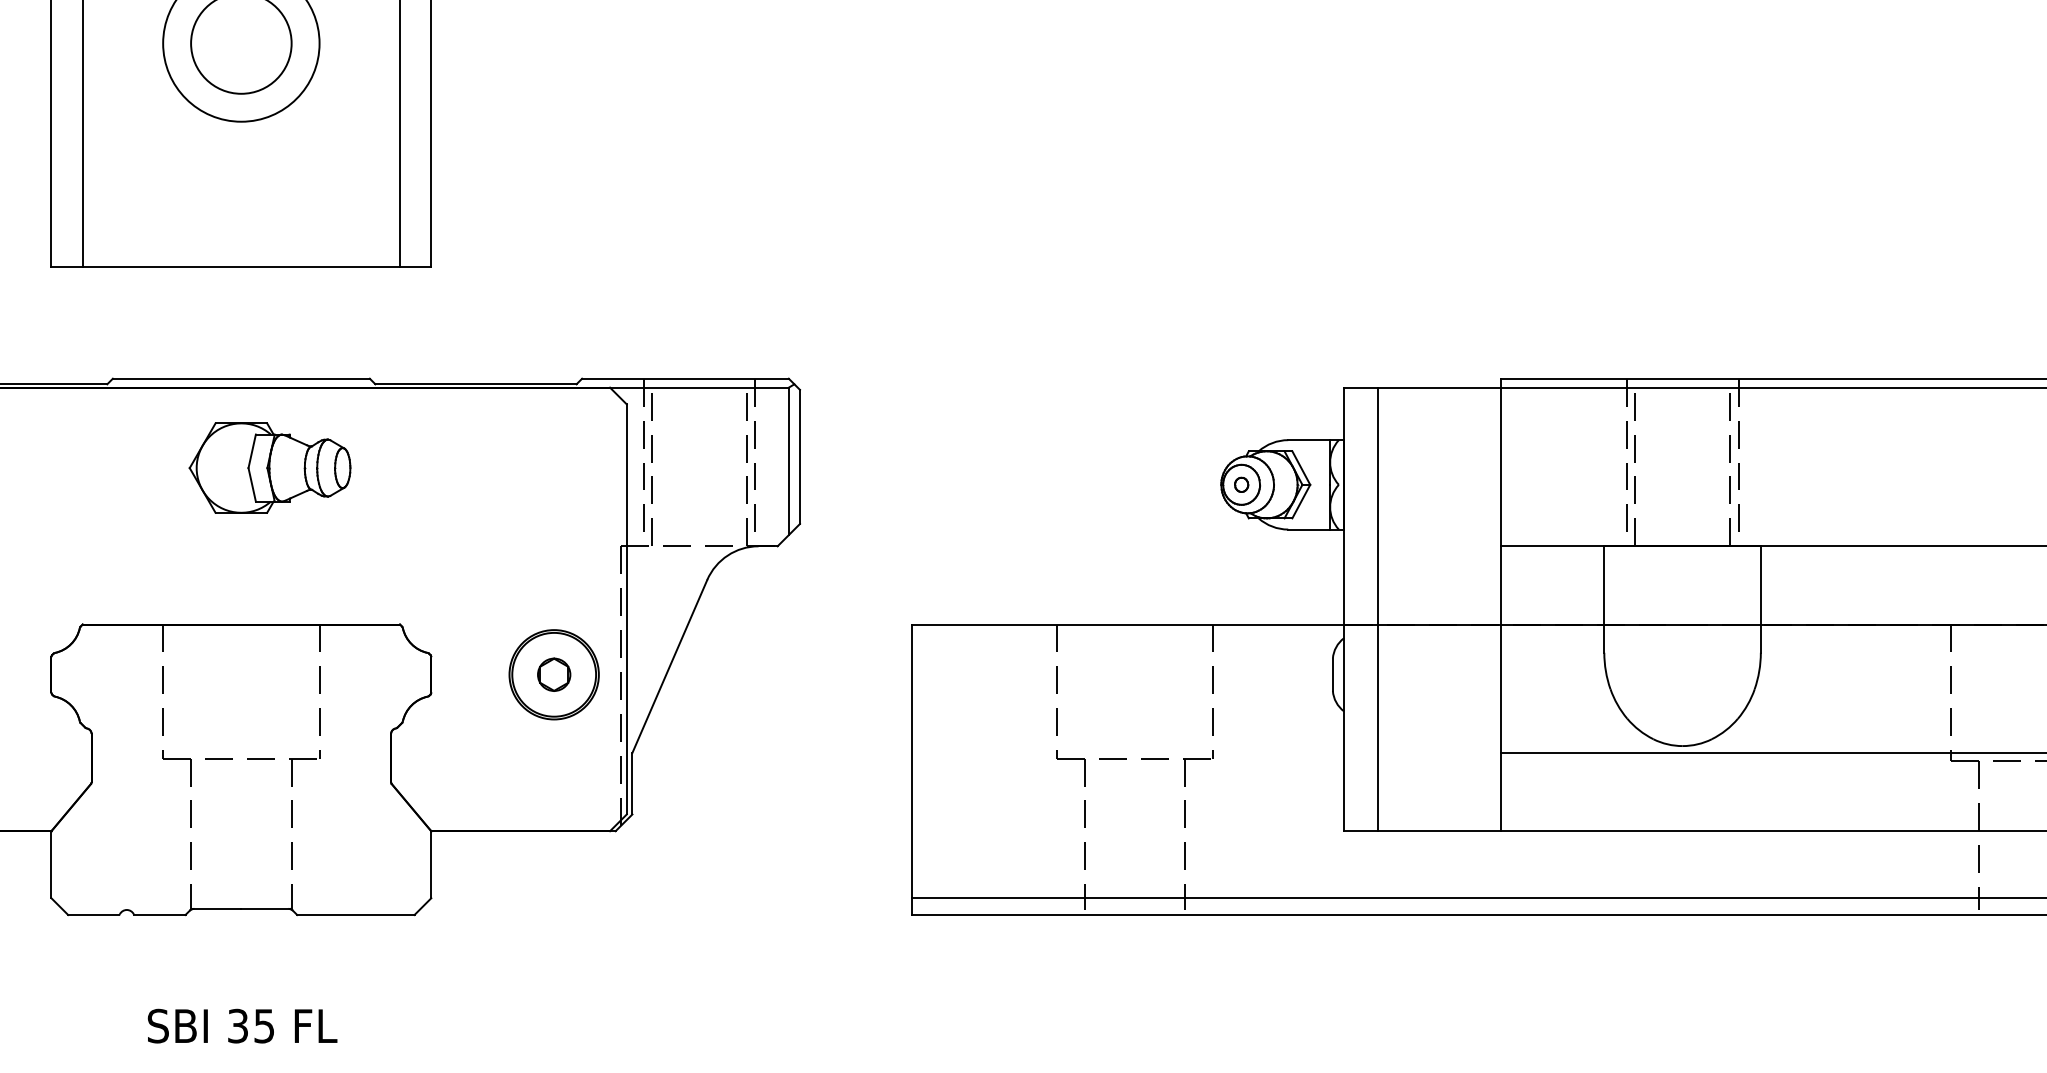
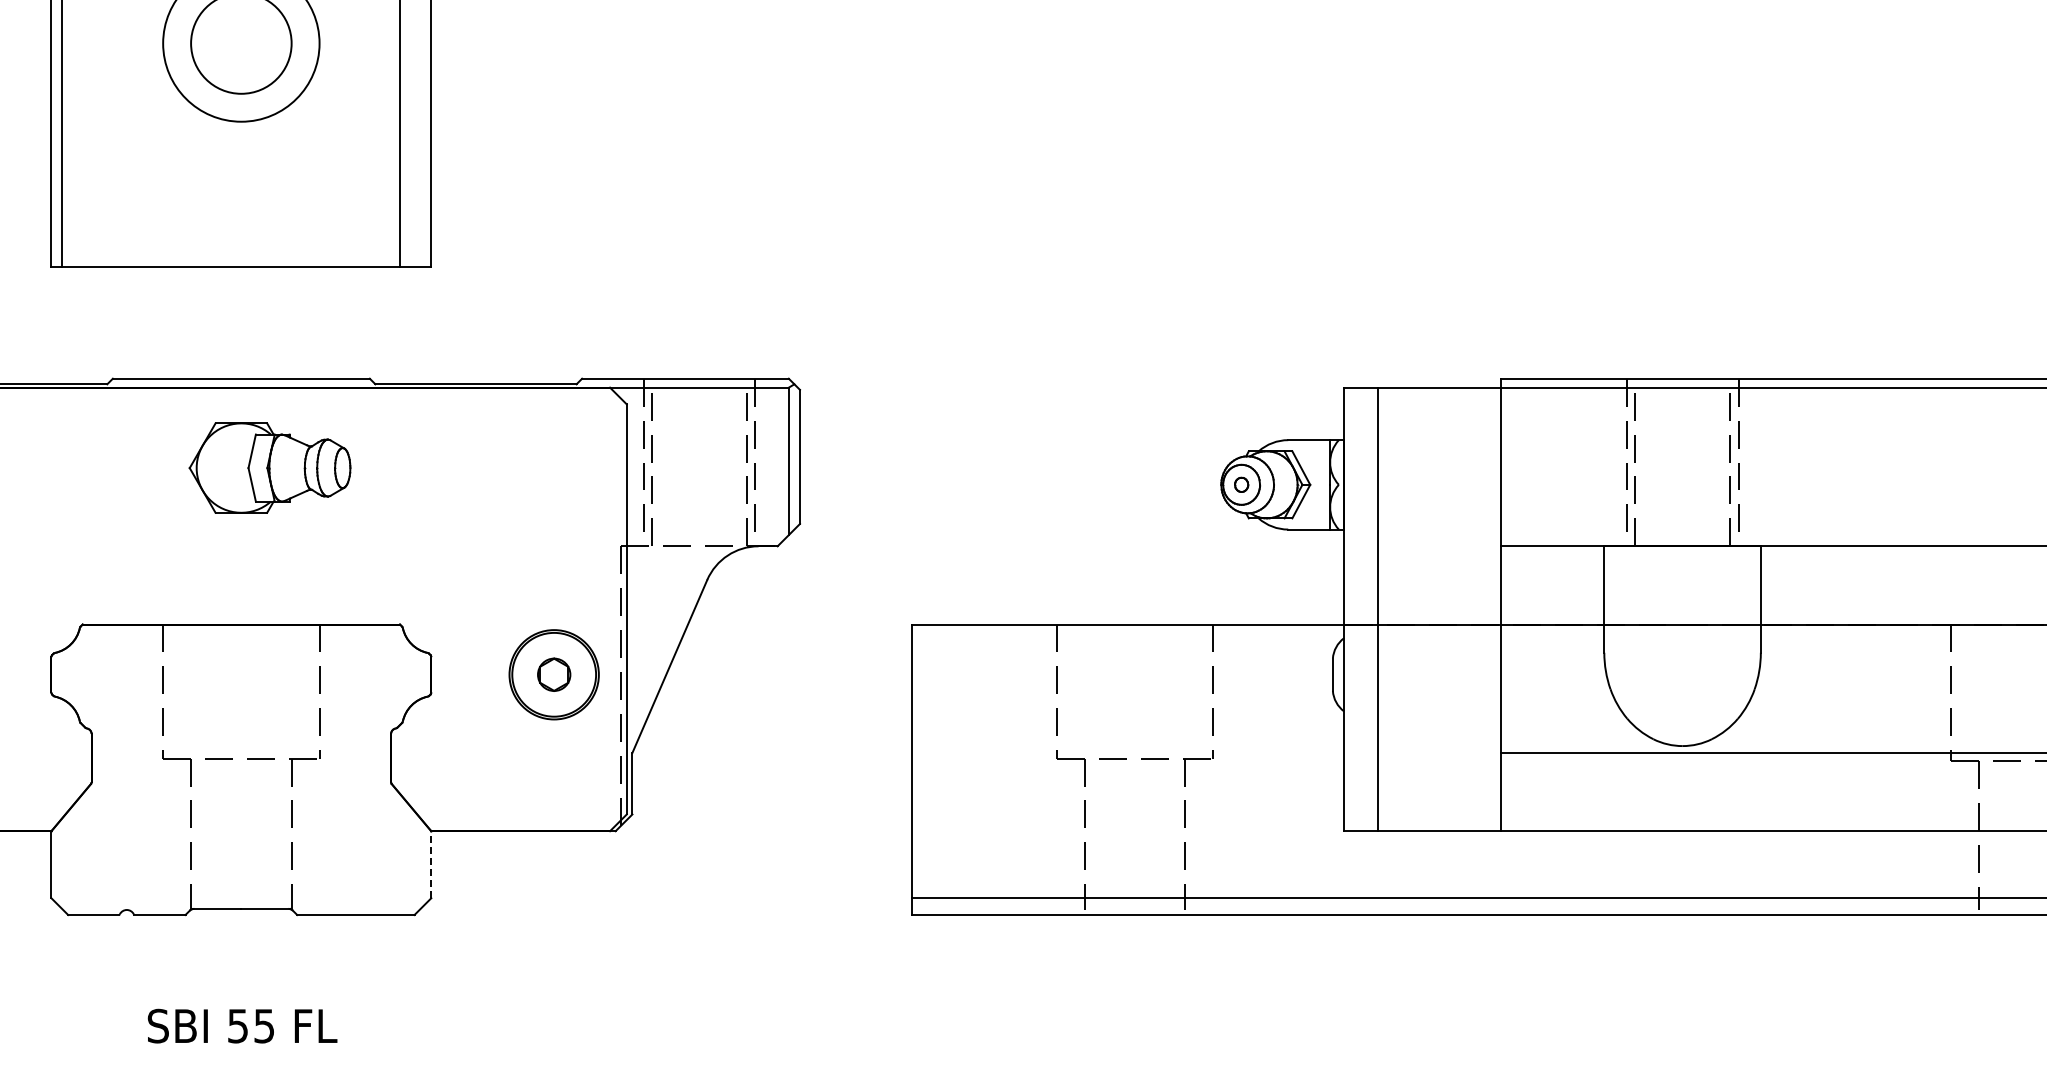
line position: (82, 134) -> (61, 134) (61, 134)
line: solid -> dashed (431, 865)
text: 35 -> 55 (237, 1025)
